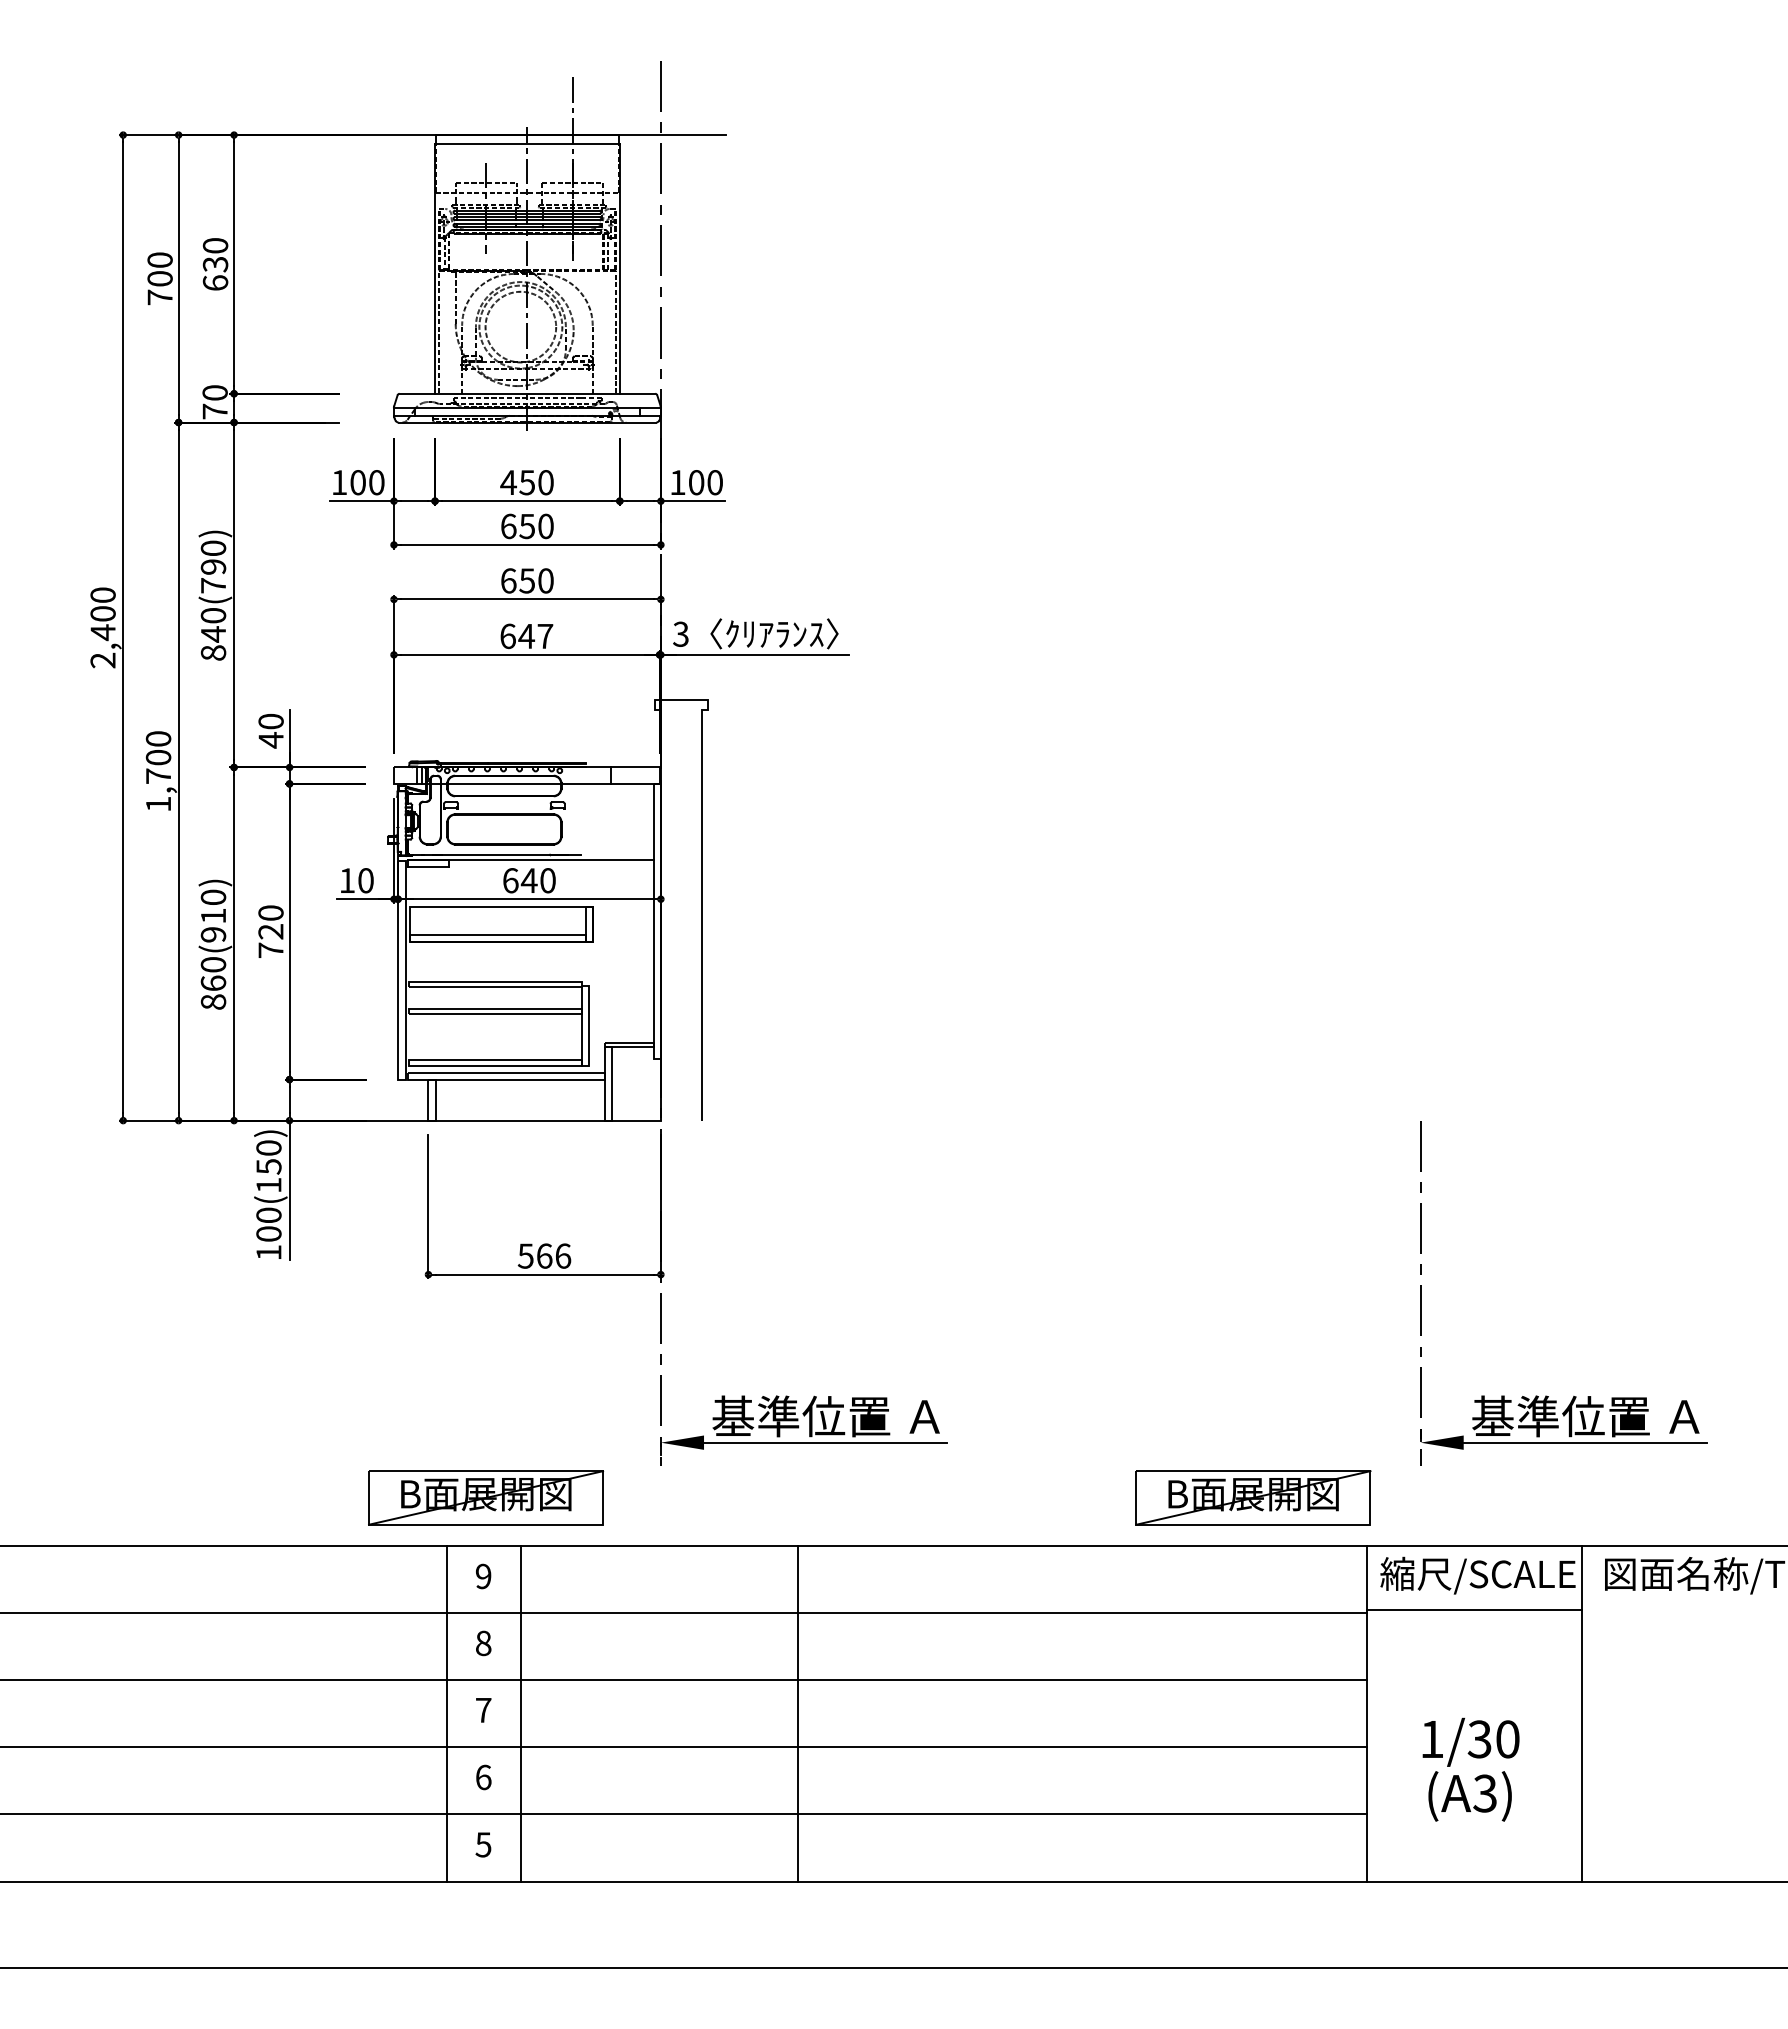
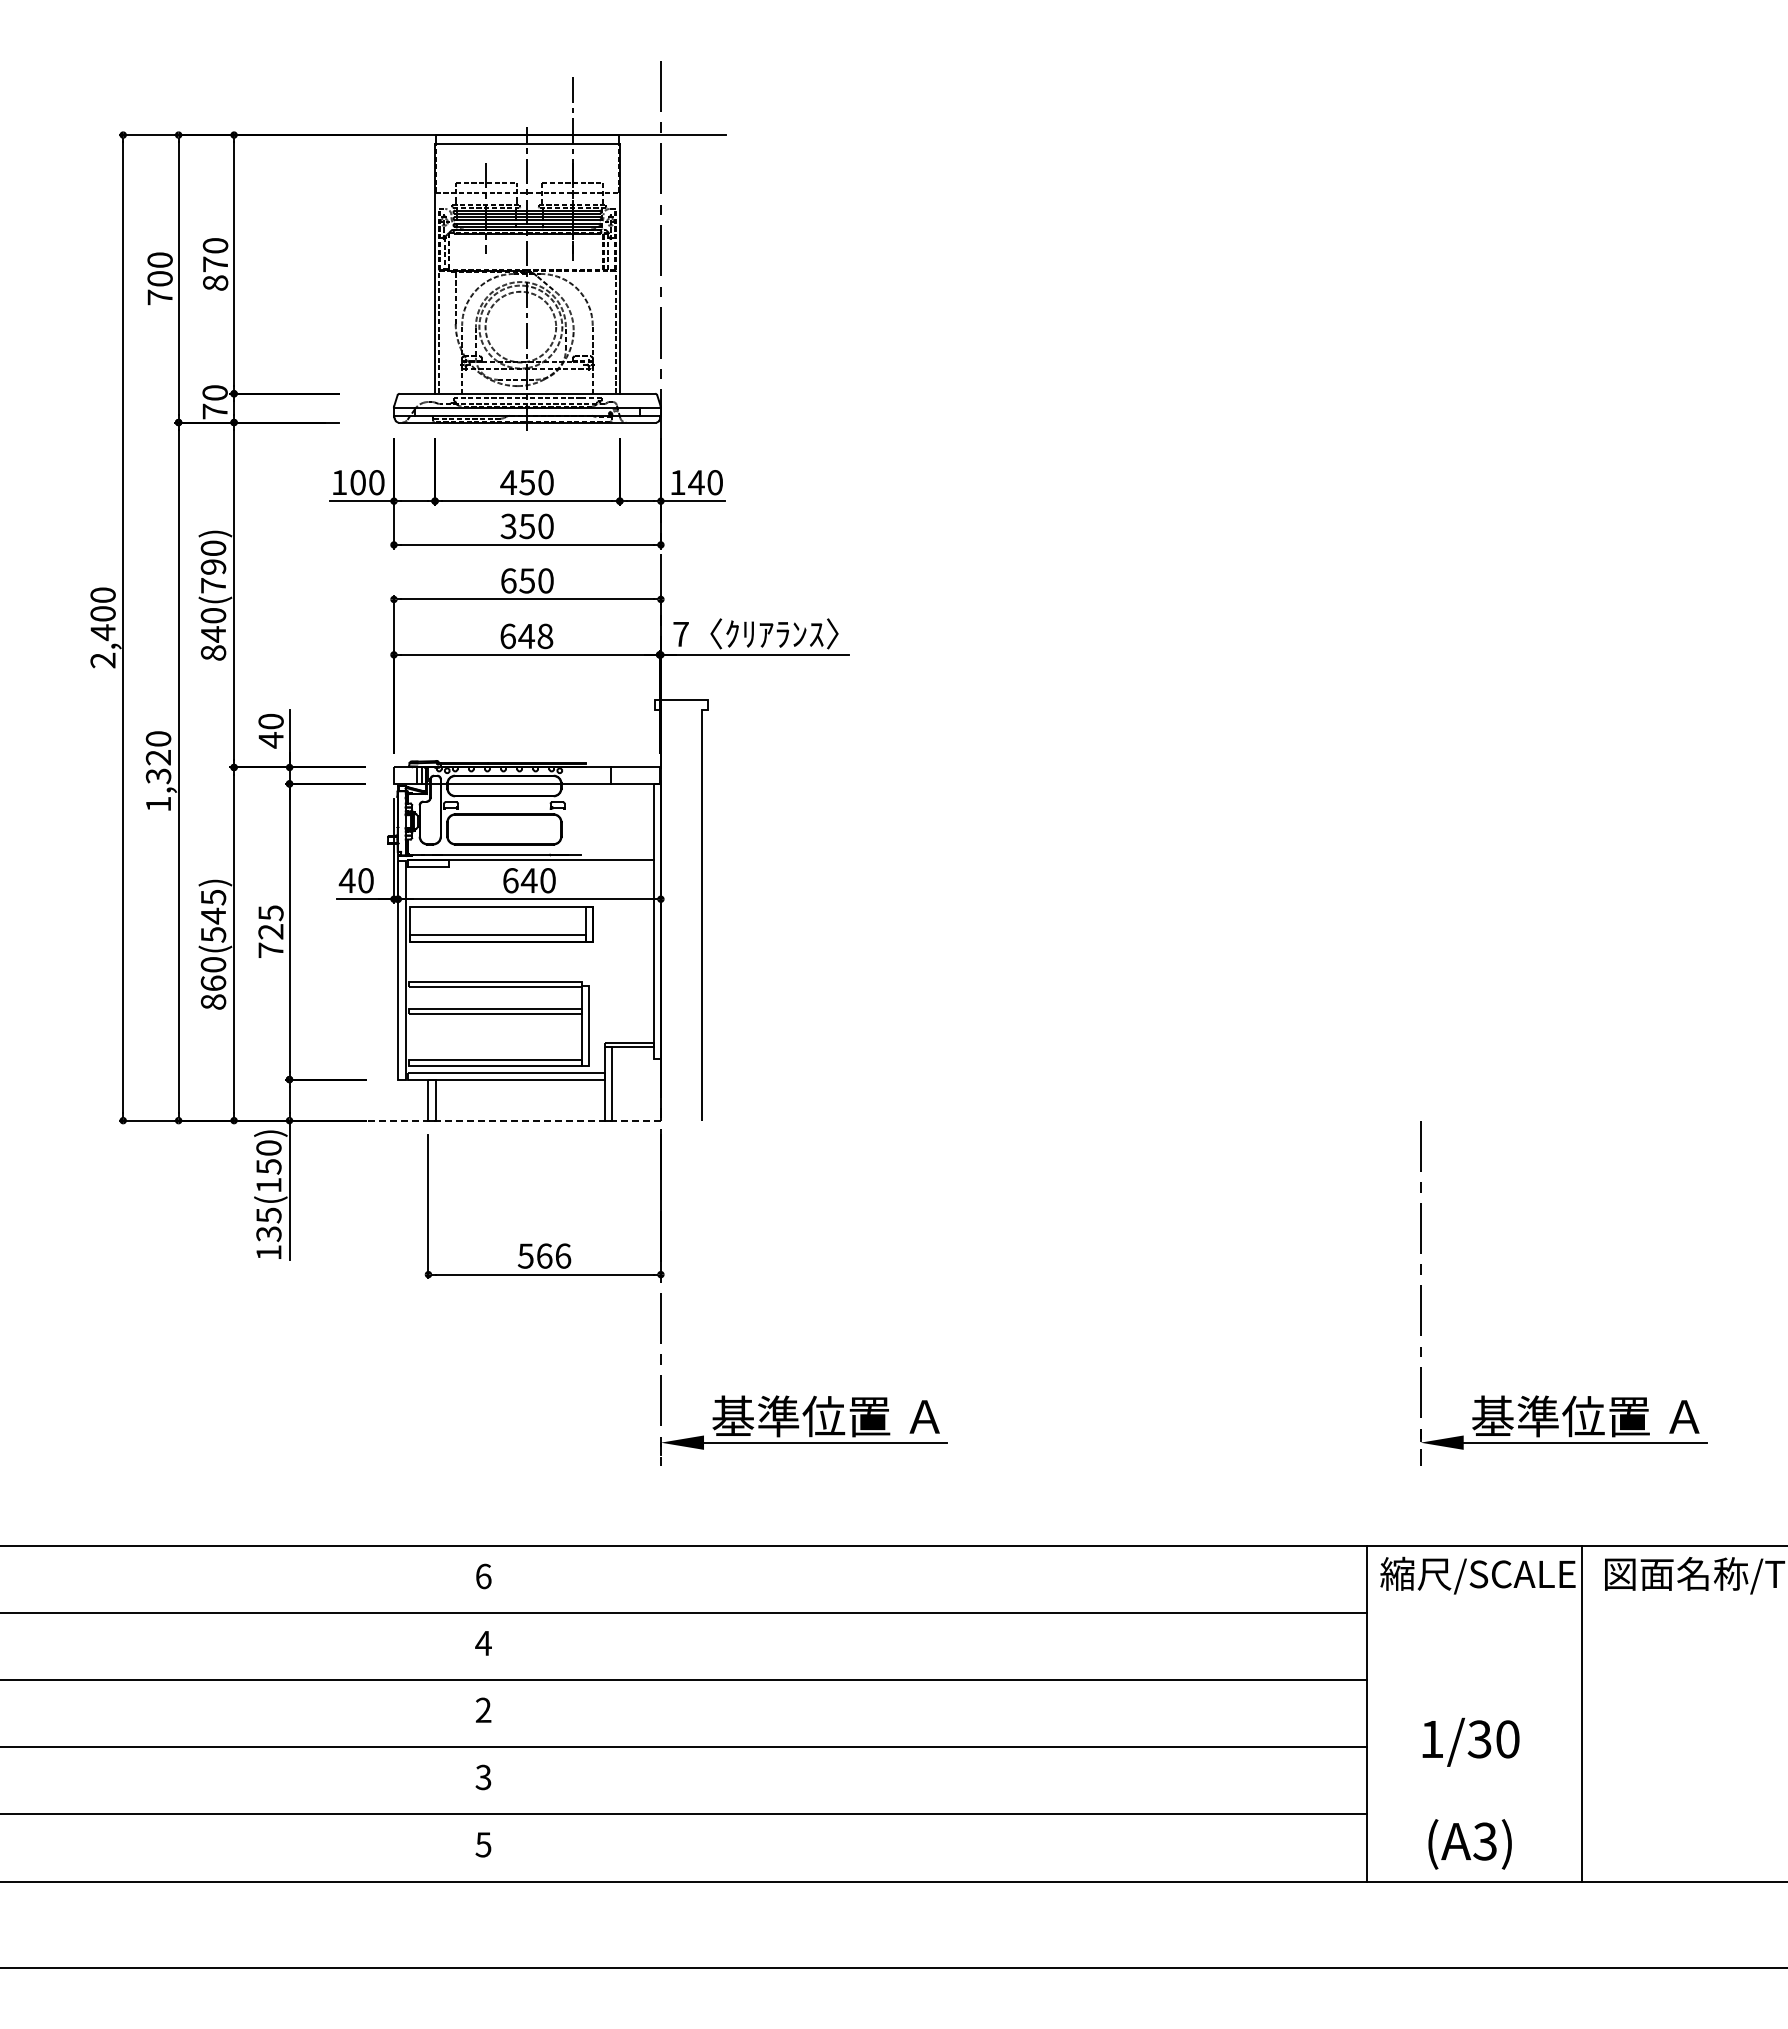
text: 630 -> 870 (215, 273)
text: 100 -> 140 (696, 482)
text: 650 -> 350 (508, 526)
text: 3 -> 7 (680, 633)
text: 647 -> 648 (545, 636)
text: 1,700 -> 1,320 (158, 767)
text: 10 -> 40 (346, 880)
text: 720 -> 725 (270, 913)
text: 860(910) -> 860(545) (213, 915)
line: solid -> dashed (502, 1120)
text: 100(150) -> 135(150) (268, 1224)
part: present -> none (486, 1497)
part: present -> none (1253, 1497)
text: 9 -> 6 (483, 1576)
line: present -> none (1474, 1609)
text: 8 -> 4 (483, 1643)
text: 7 -> 2 (483, 1709)
line: present -> none (446, 1713)
line: present -> none (520, 1713)
line: present -> none (797, 1713)
text: 6 -> 3 (483, 1777)
text position: (1469, 1796) -> (1469, 1844) (1469, 1844)
